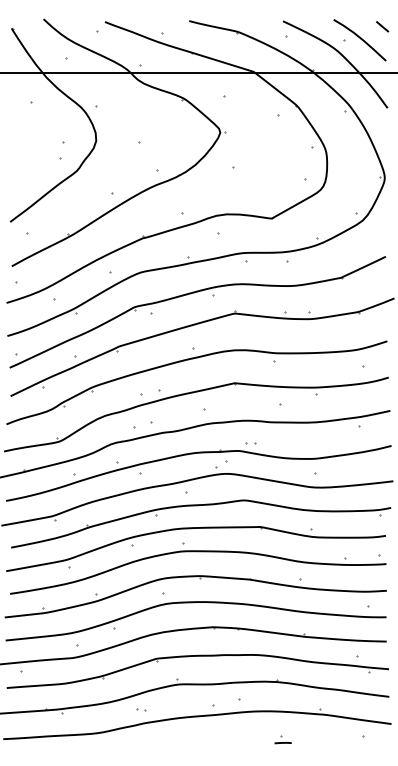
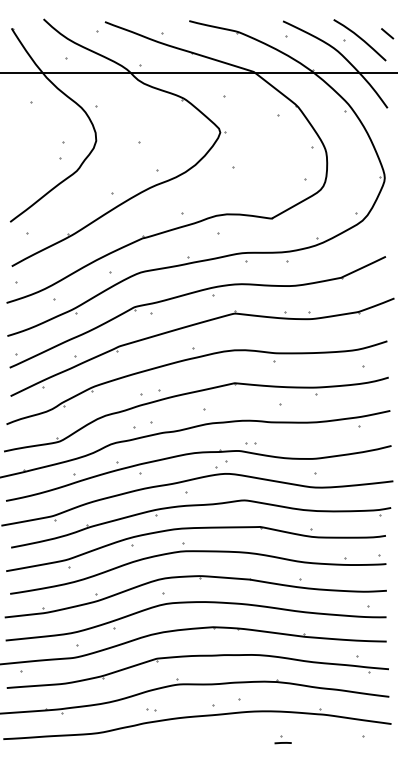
line position: (382, 26) -> (387, 33) (387, 33)
part position: (141, 709) -> (151, 709) (151, 709)
